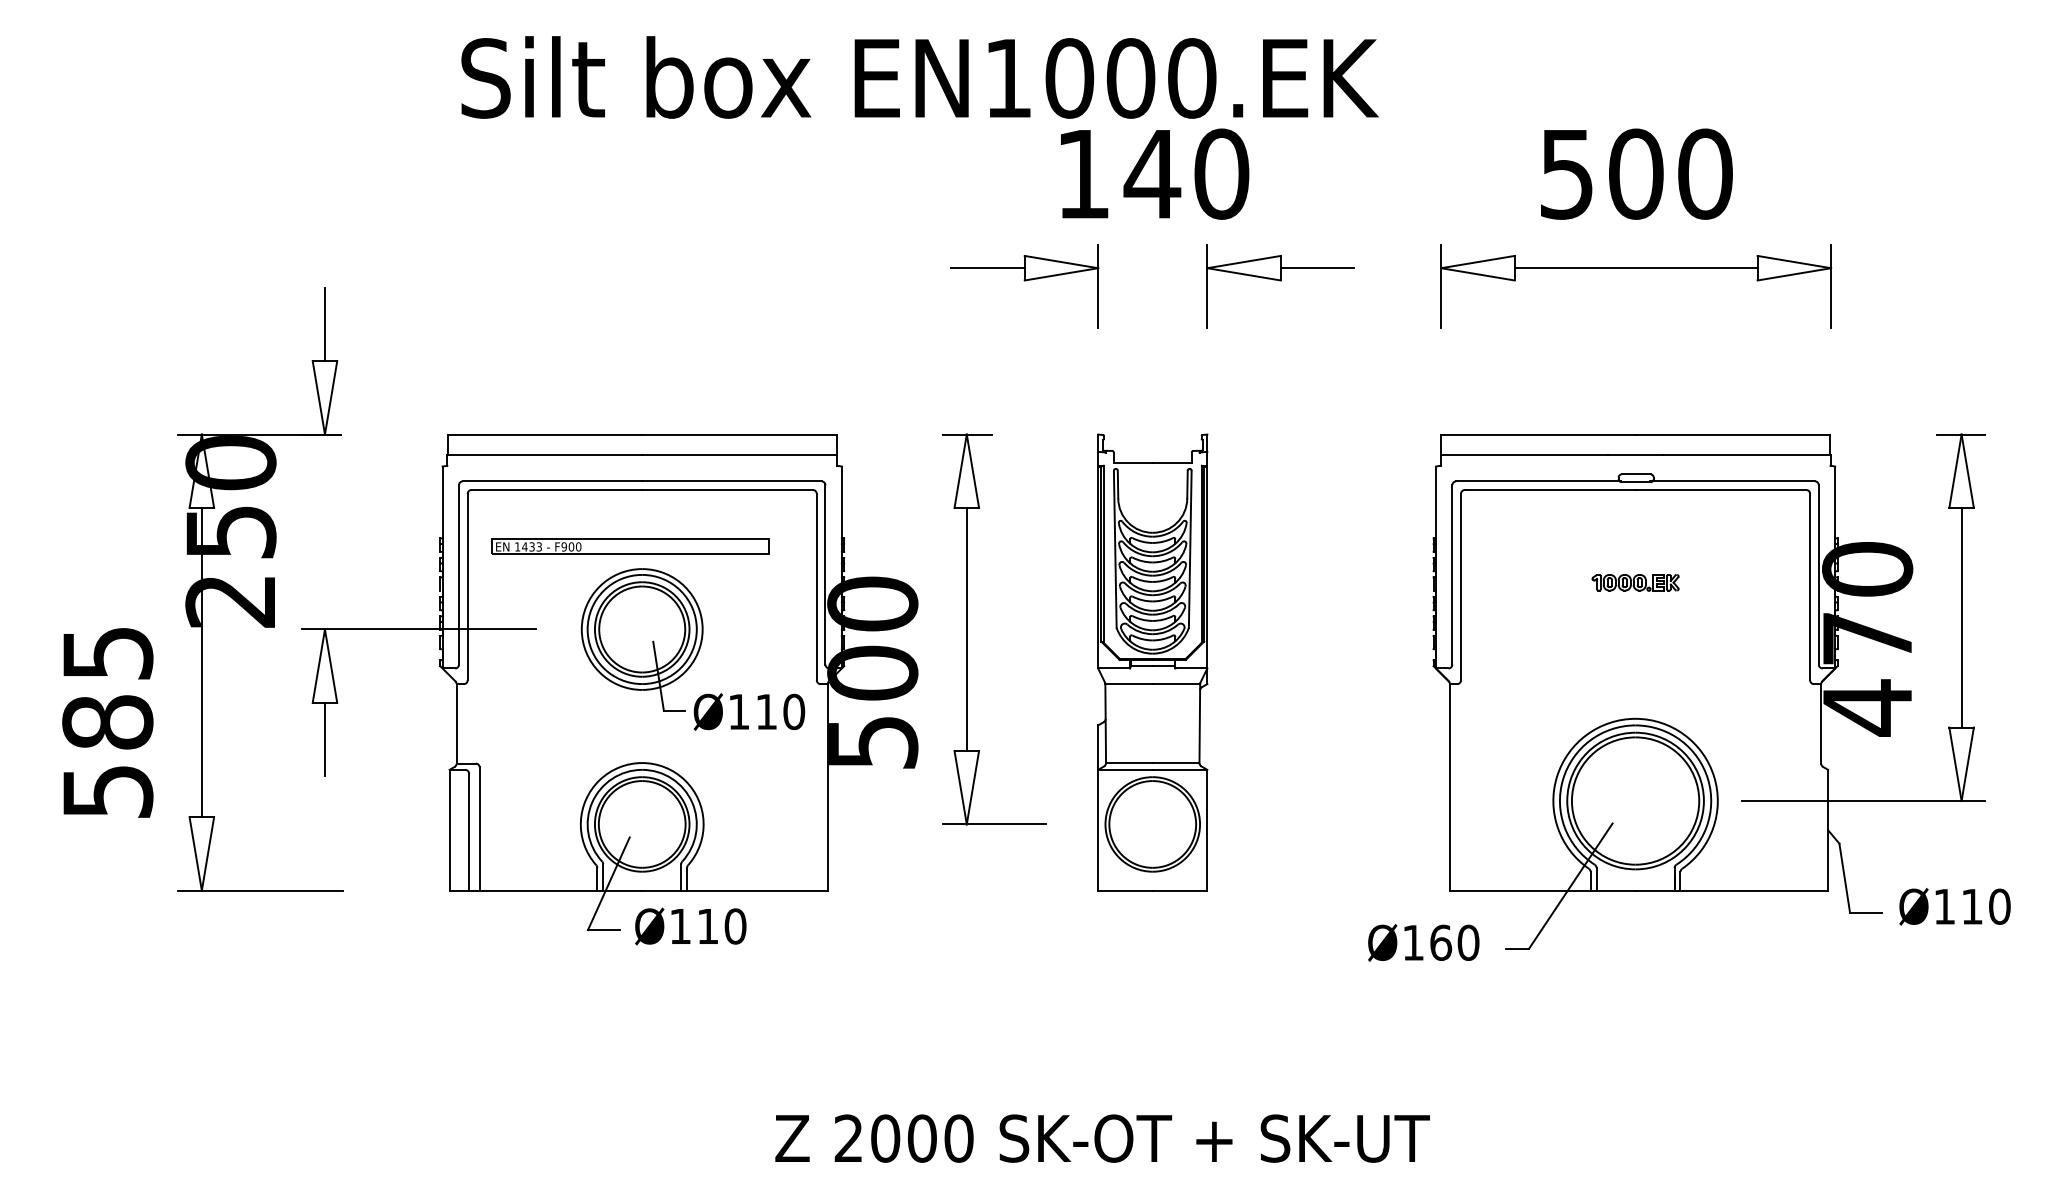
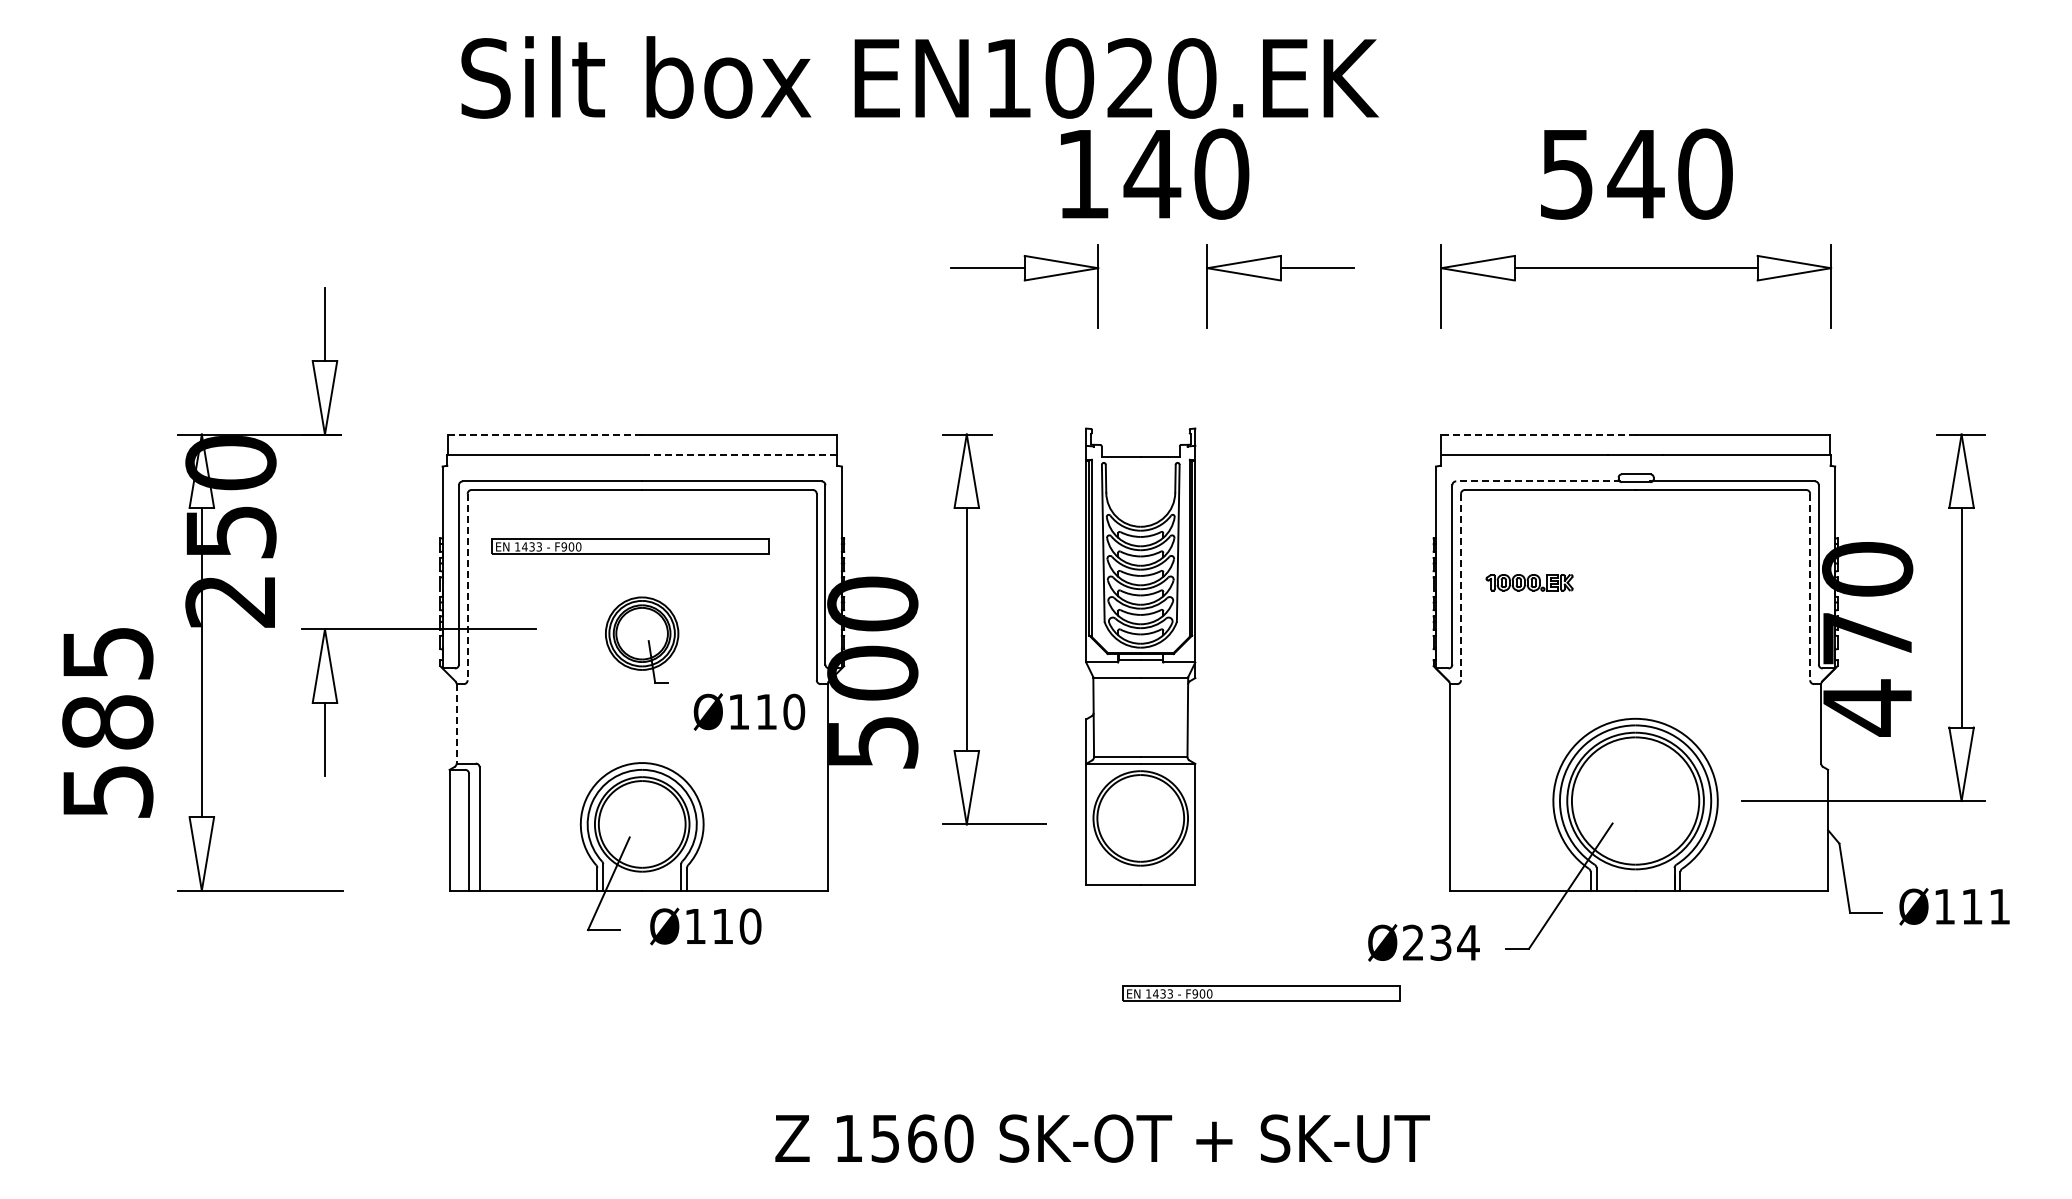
text: EN1000.EK -> EN1020.EK (1130, 78)
text: 500 -> 540 (1635, 173)
line: solid -> dashed (544, 434)
line: solid -> dashed (1537, 434)
line: solid -> dashed (739, 455)
line: solid -> dashed (1538, 481)
part position: (1635, 582) -> (1529, 582) (1529, 582)
line: solid -> dashed (467, 587)
line: solid -> dashed (1461, 587)
line: solid -> dashed (1810, 587)
part size: 124x144 px -> 75x88 px (642, 639)
part position: (1152, 662) -> (1140, 656) (1140, 656)
line: solid -> dashed (456, 723)
text: Ø110 -> Ø111 (1999, 906)
text position: (690, 926) -> (705, 926) (705, 926)
text: Ø160 -> Ø234 (1441, 942)
part: none -> present (1261, 993)
text: 2000 -> 1560 (885, 1138)
